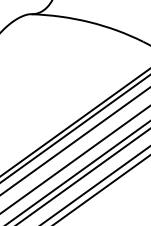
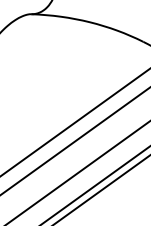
line: present -> none (74, 129)
line: present -> none (74, 159)
line: present -> none (83, 176)
